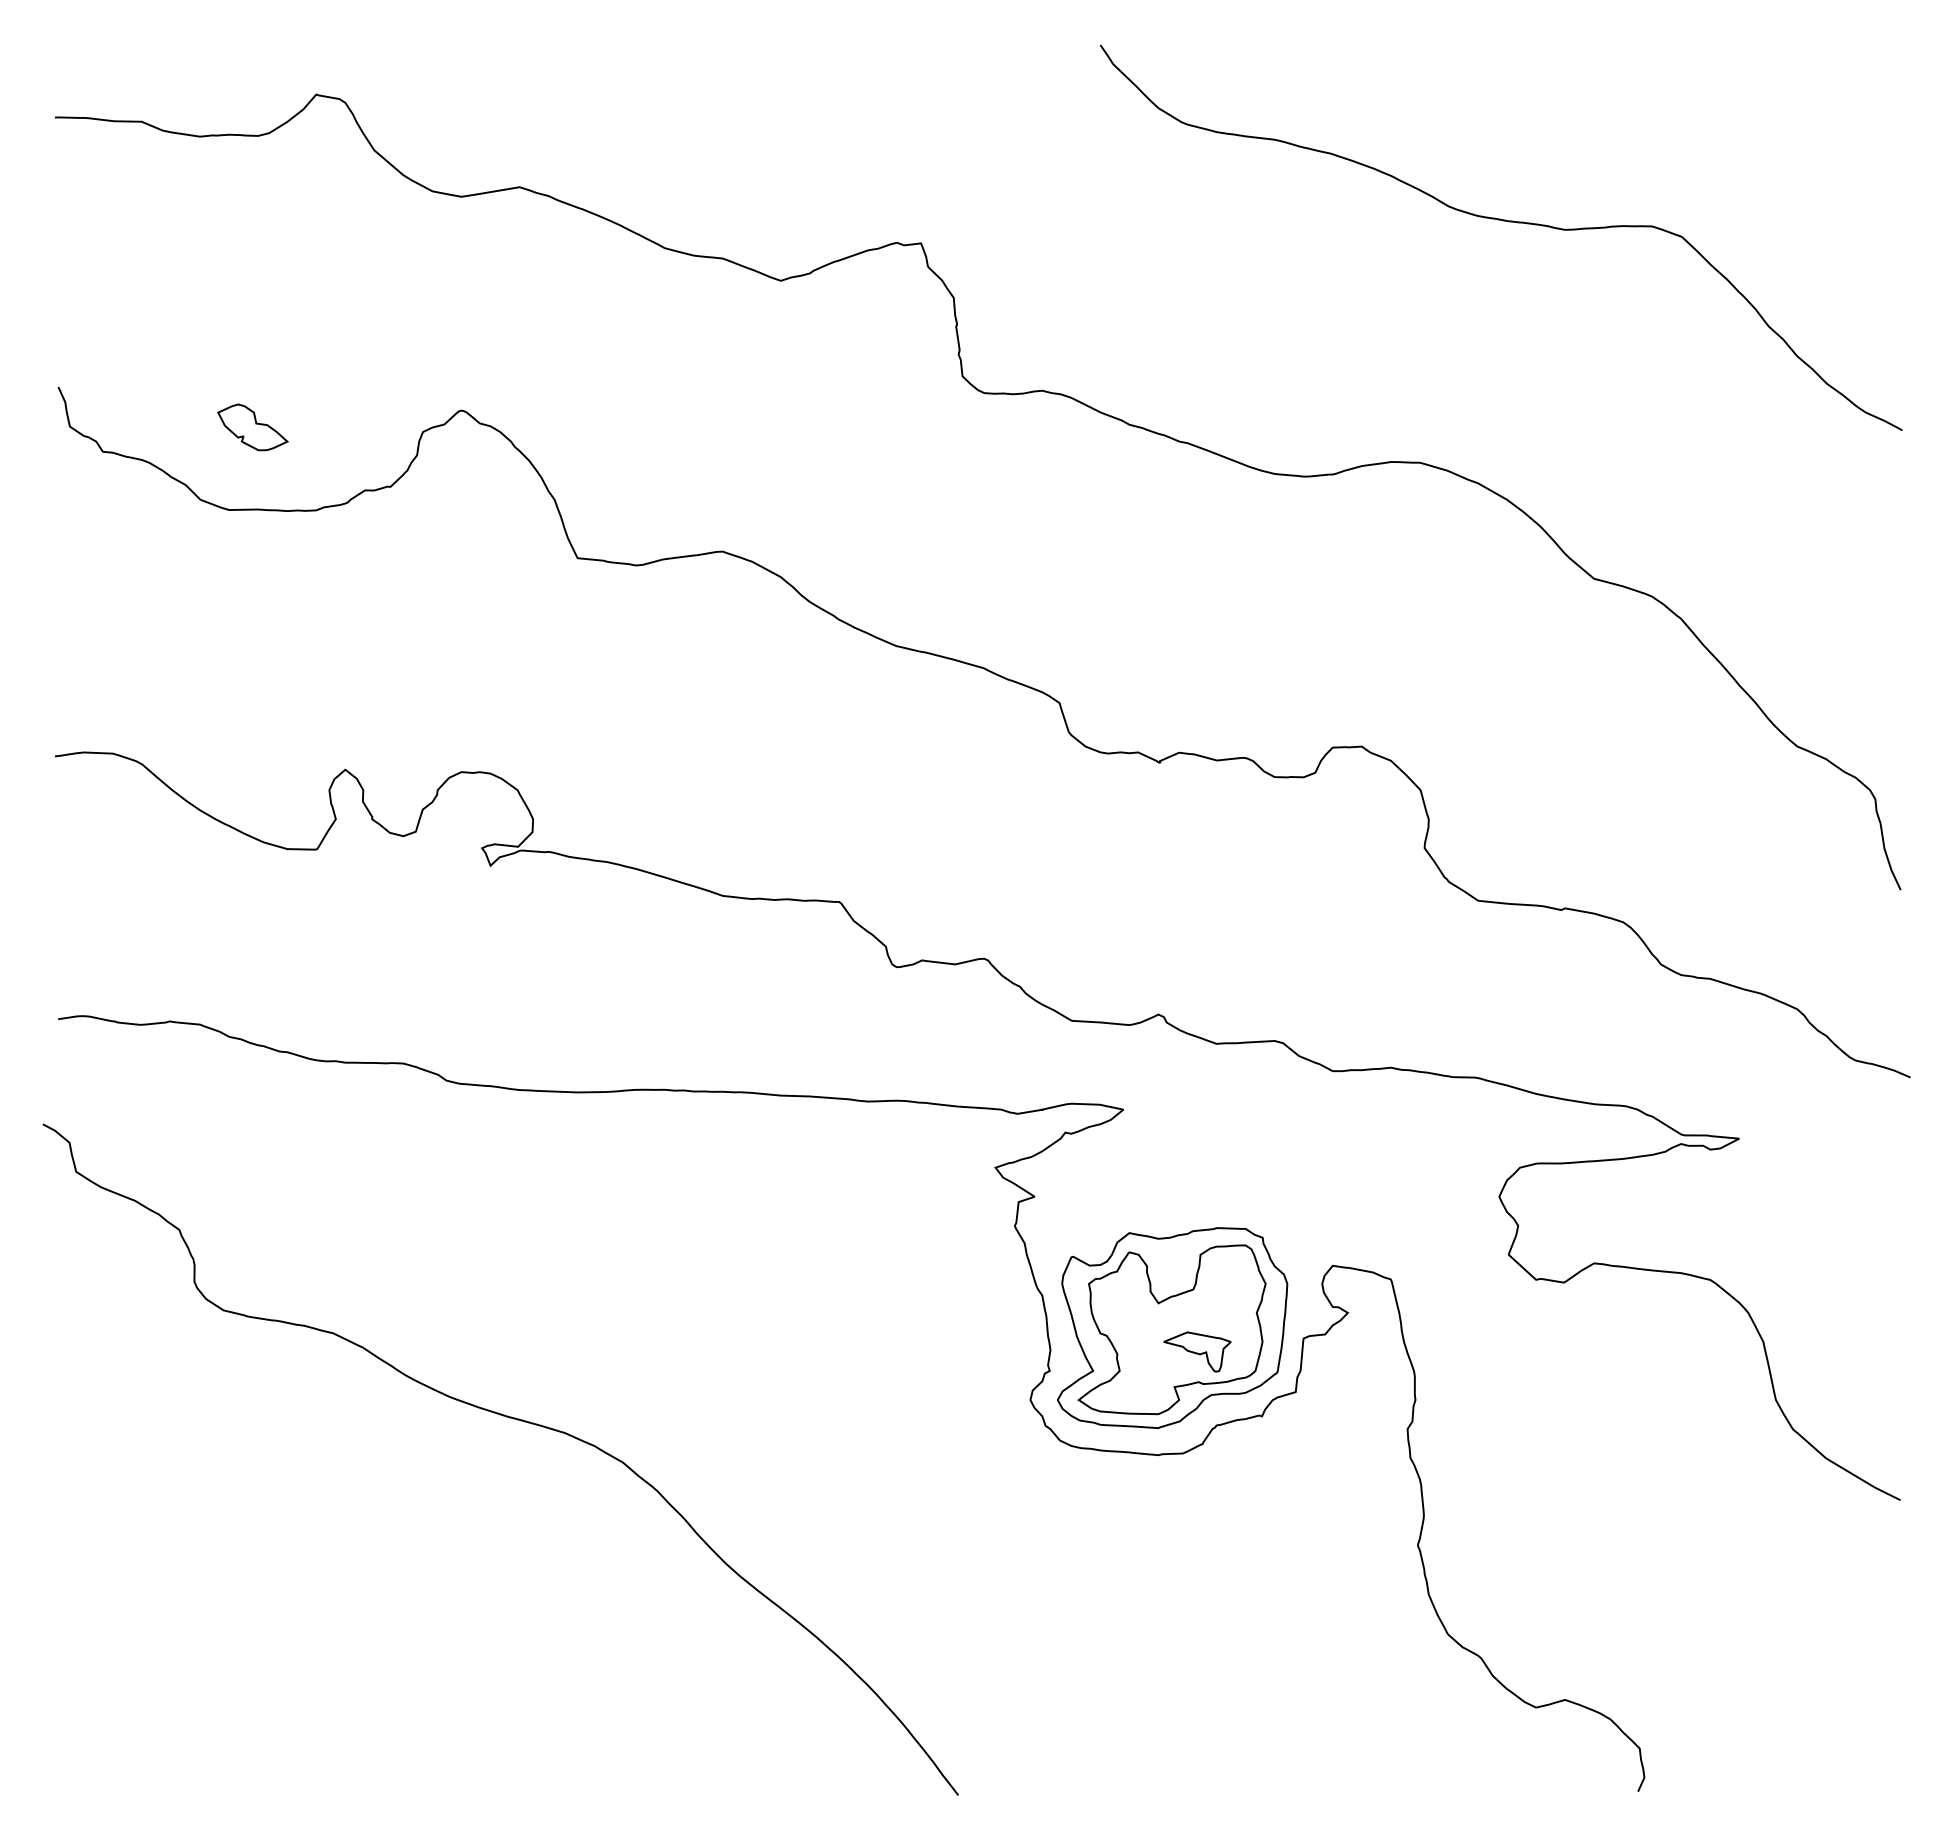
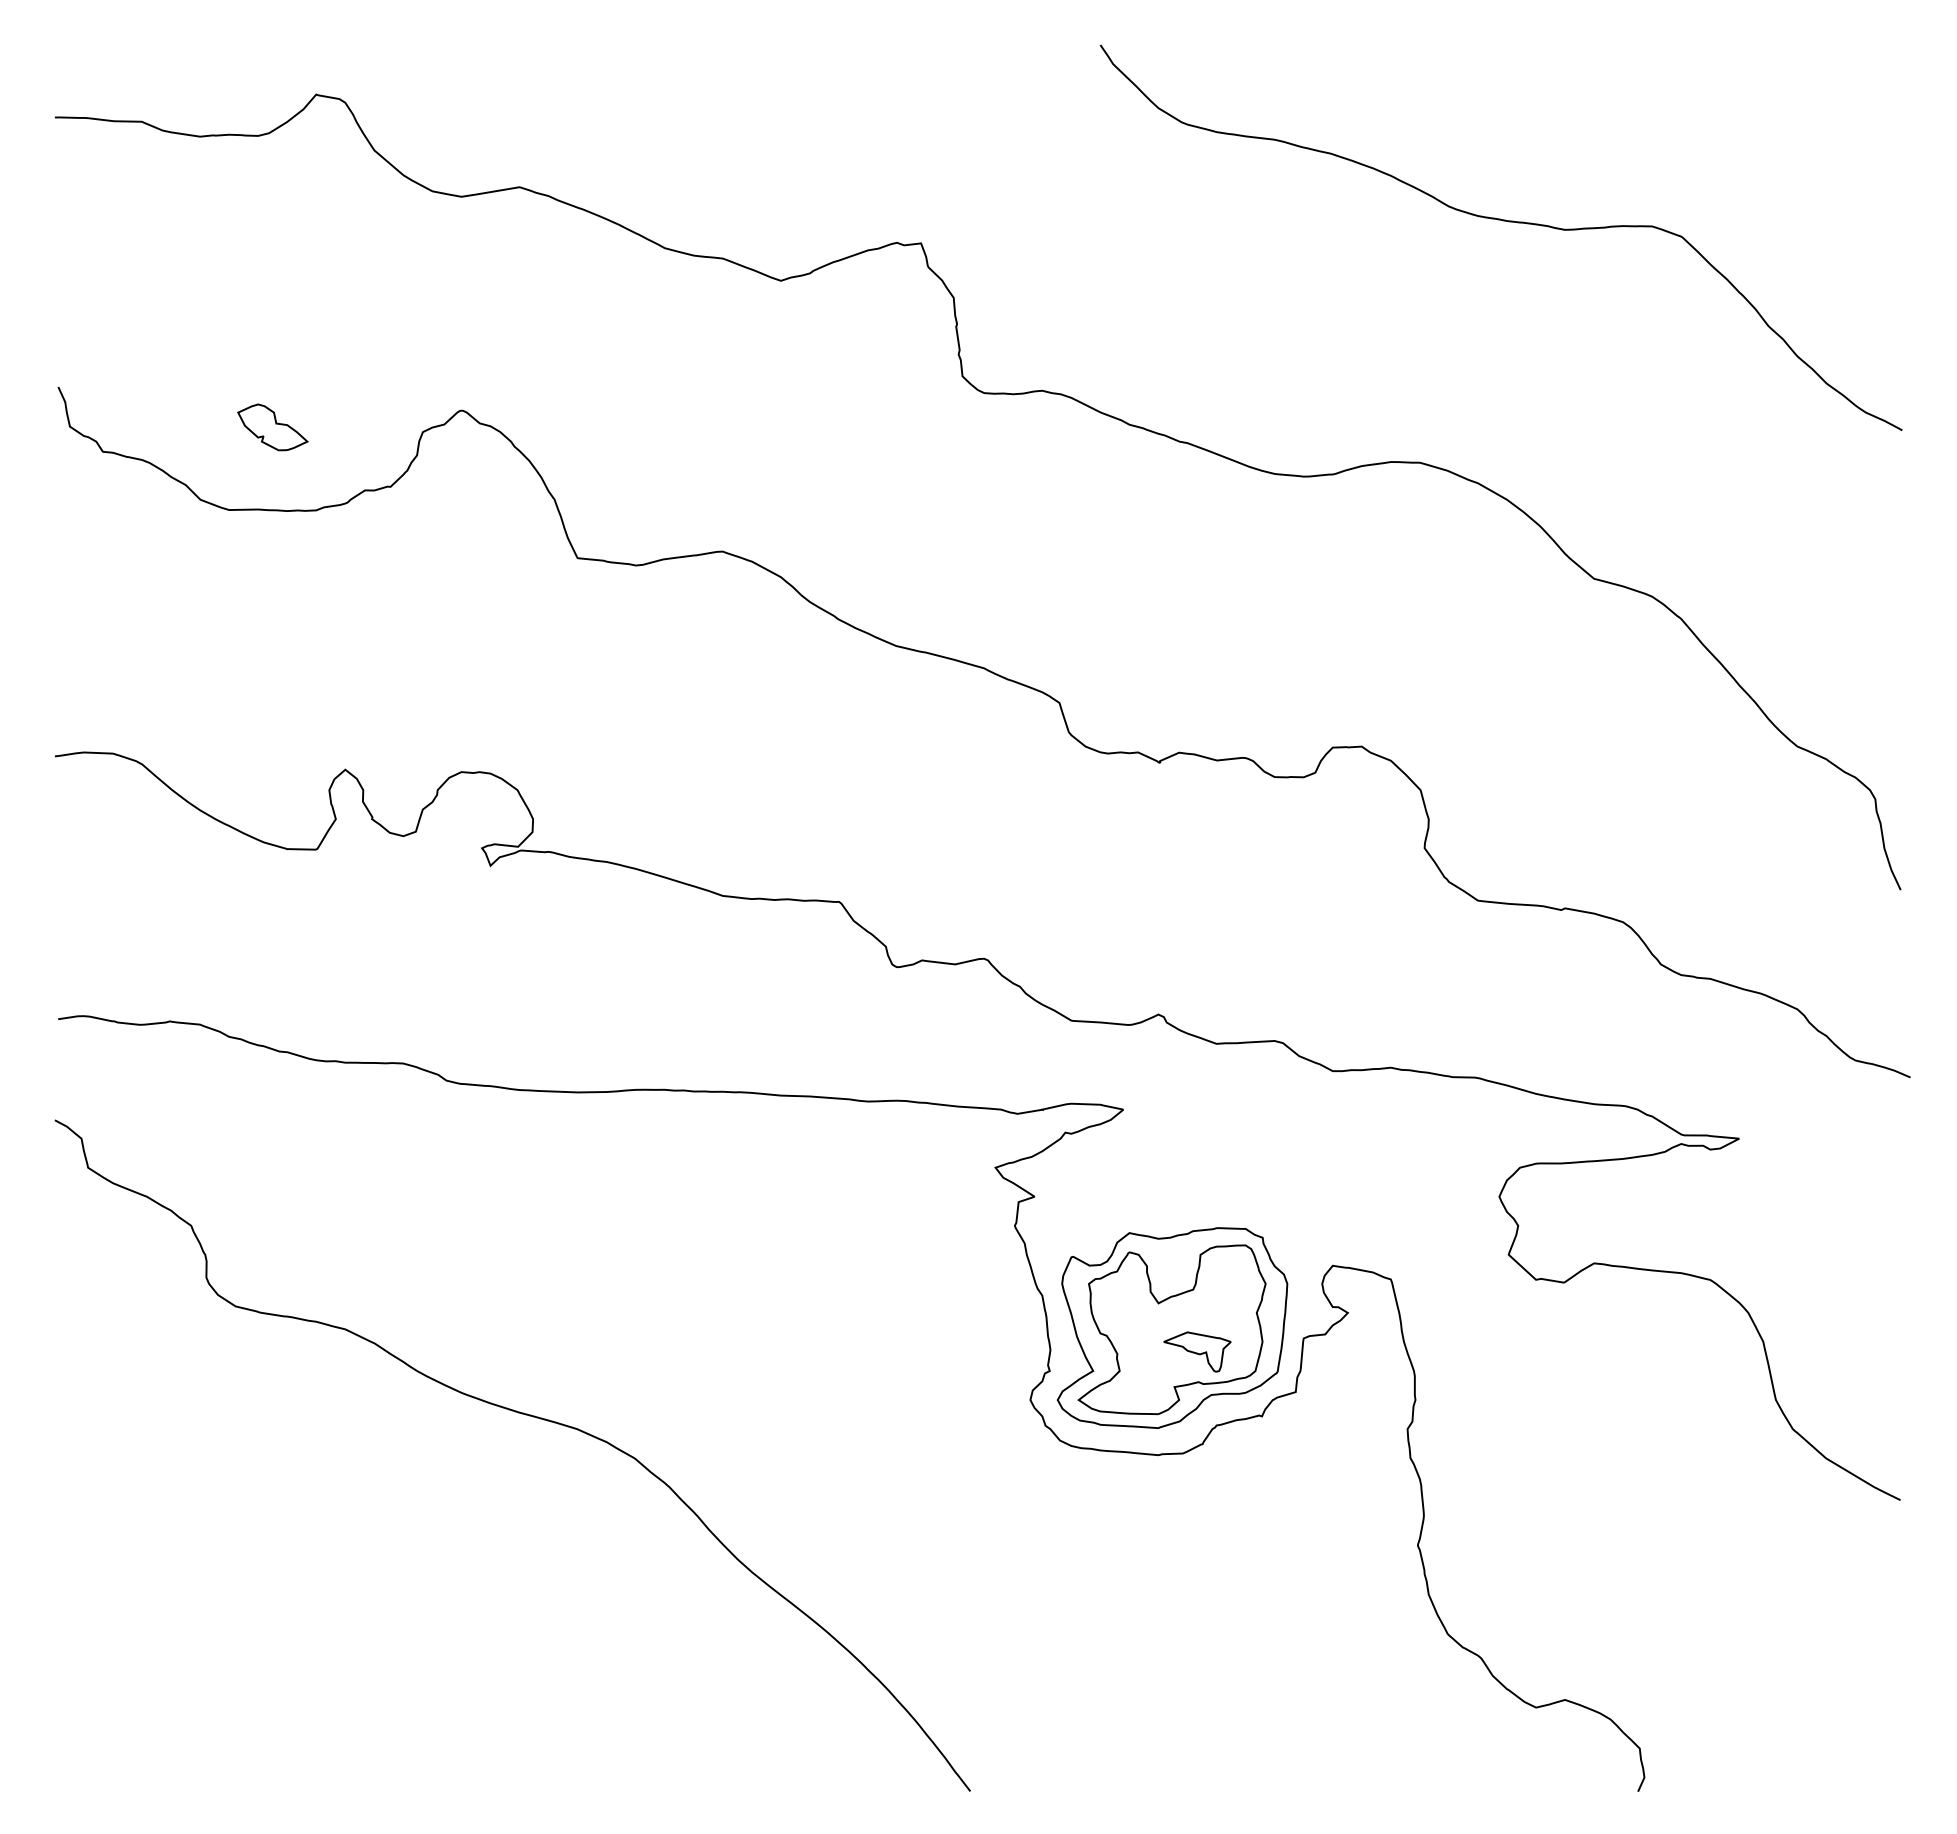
part position: (252, 427) -> (272, 427) (272, 427)
curve position: (509, 1418) -> (521, 1414) (521, 1414)
